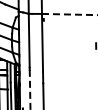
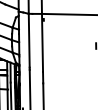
line: dashed -> solid (69, 14)
line: dashed -> solid (30, 89)
